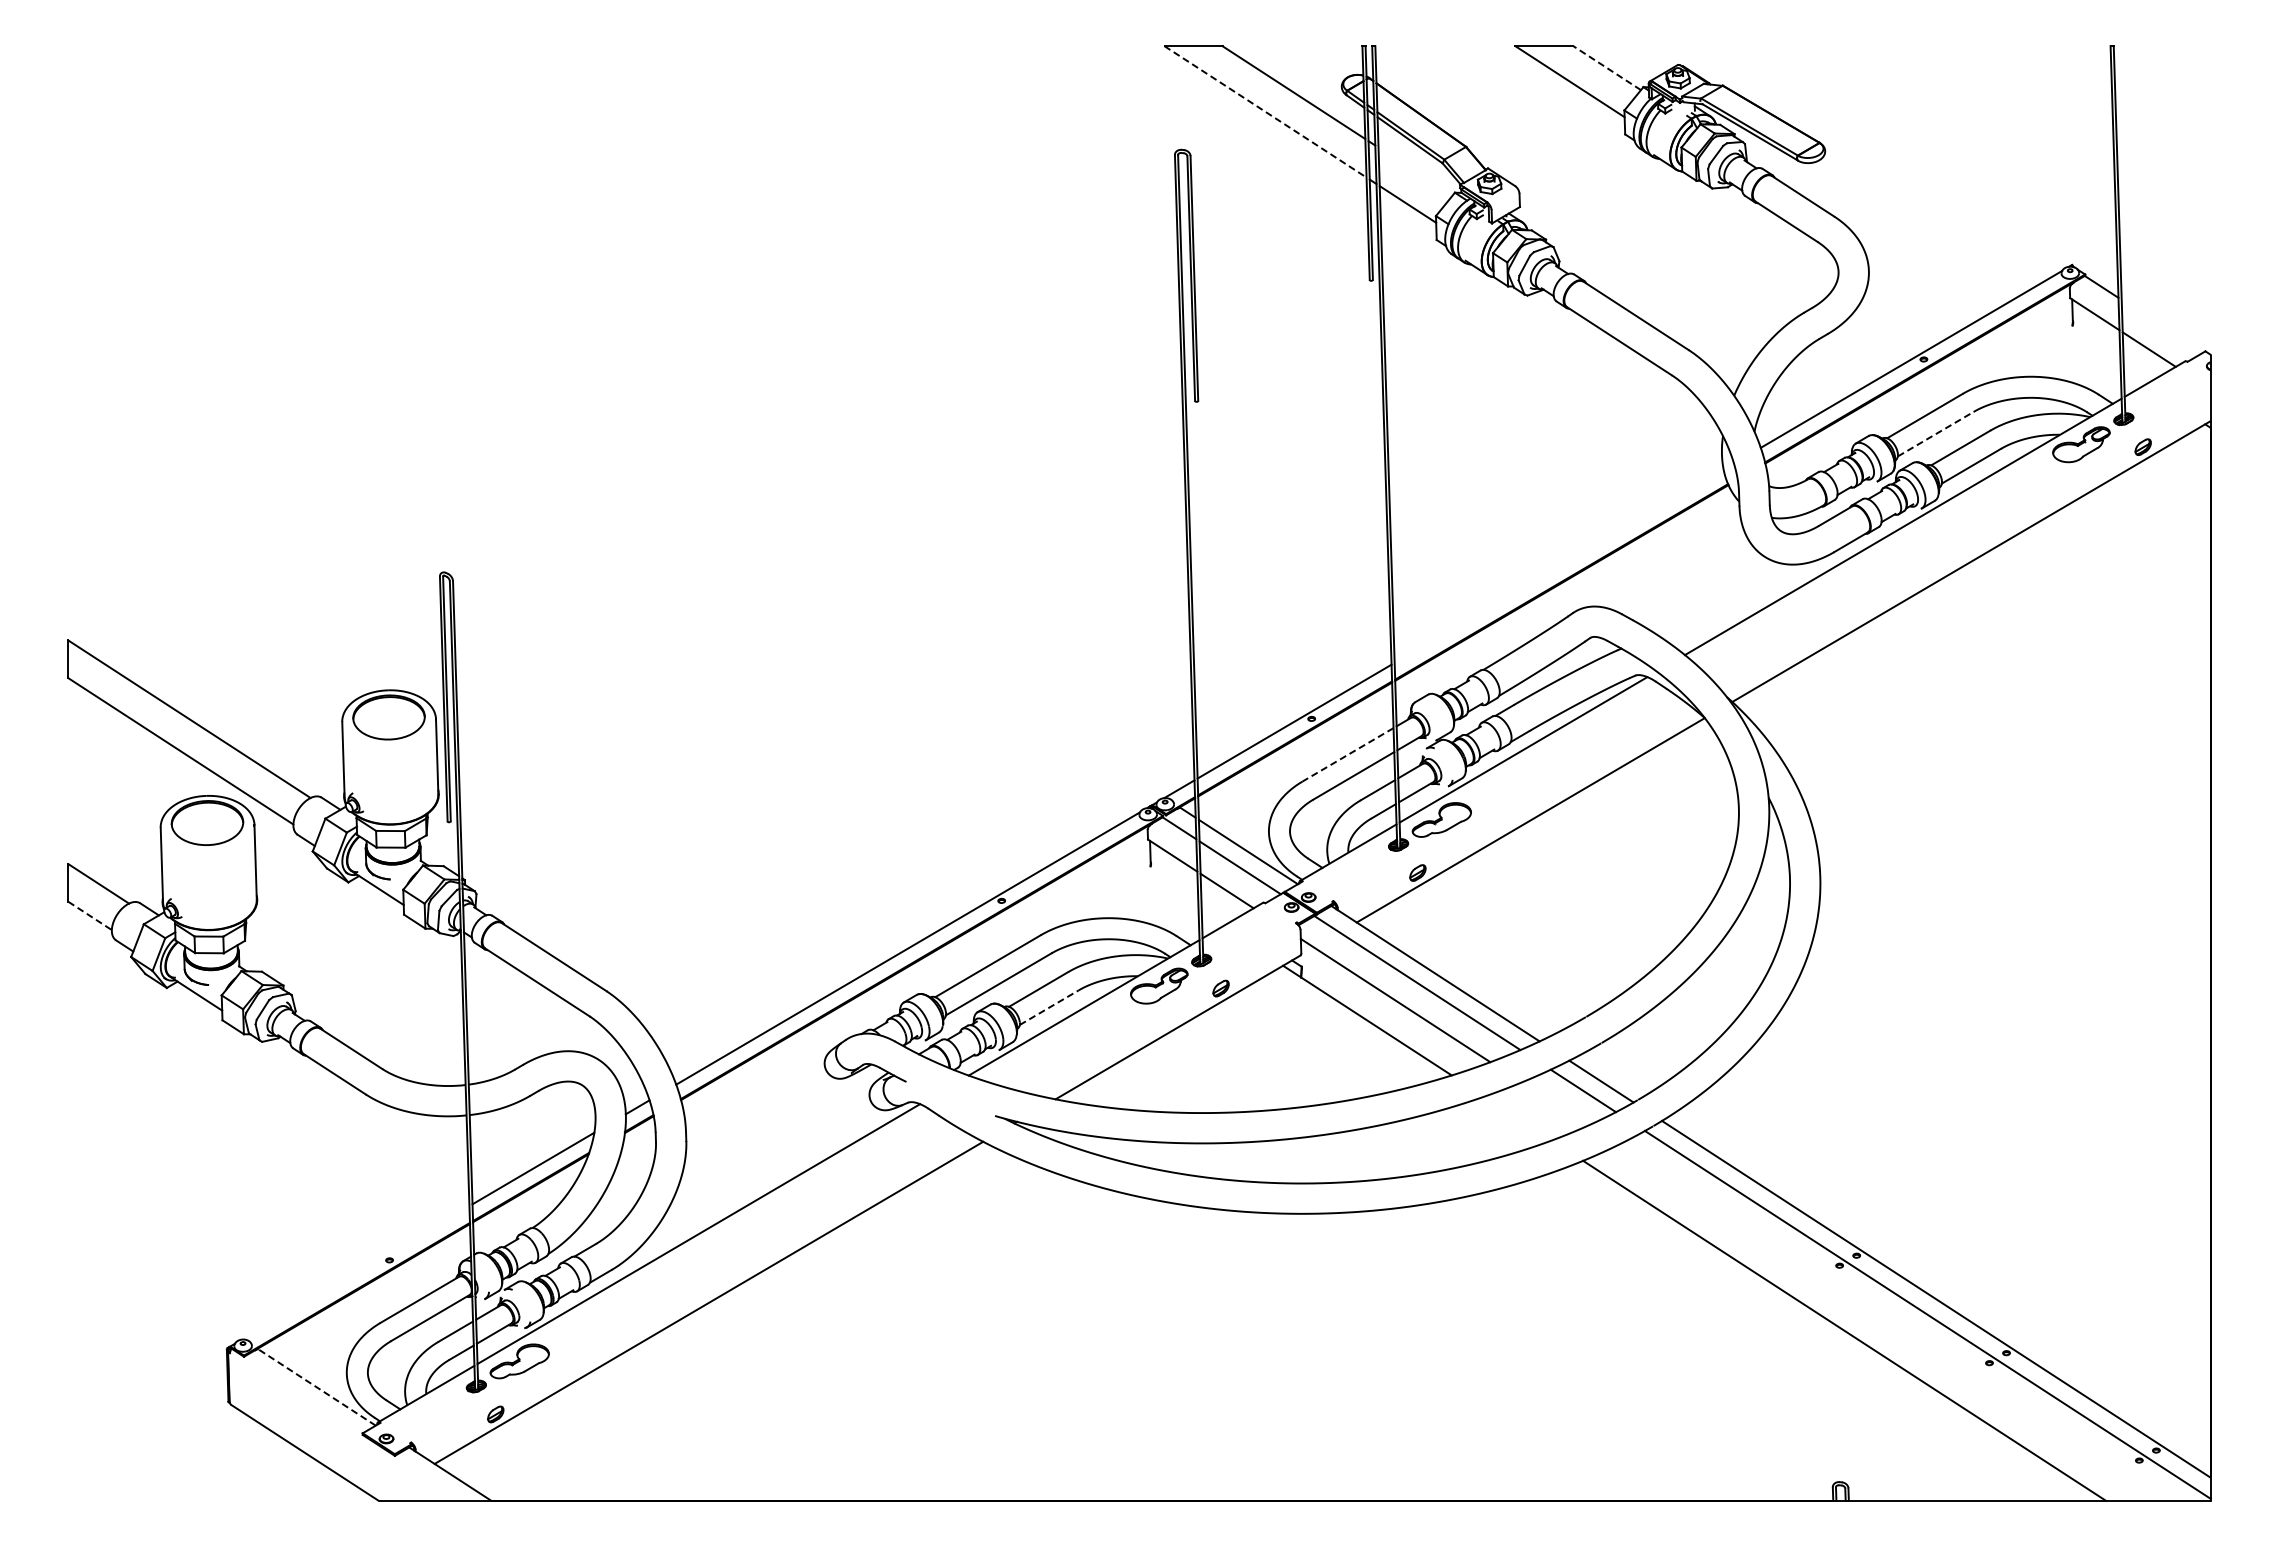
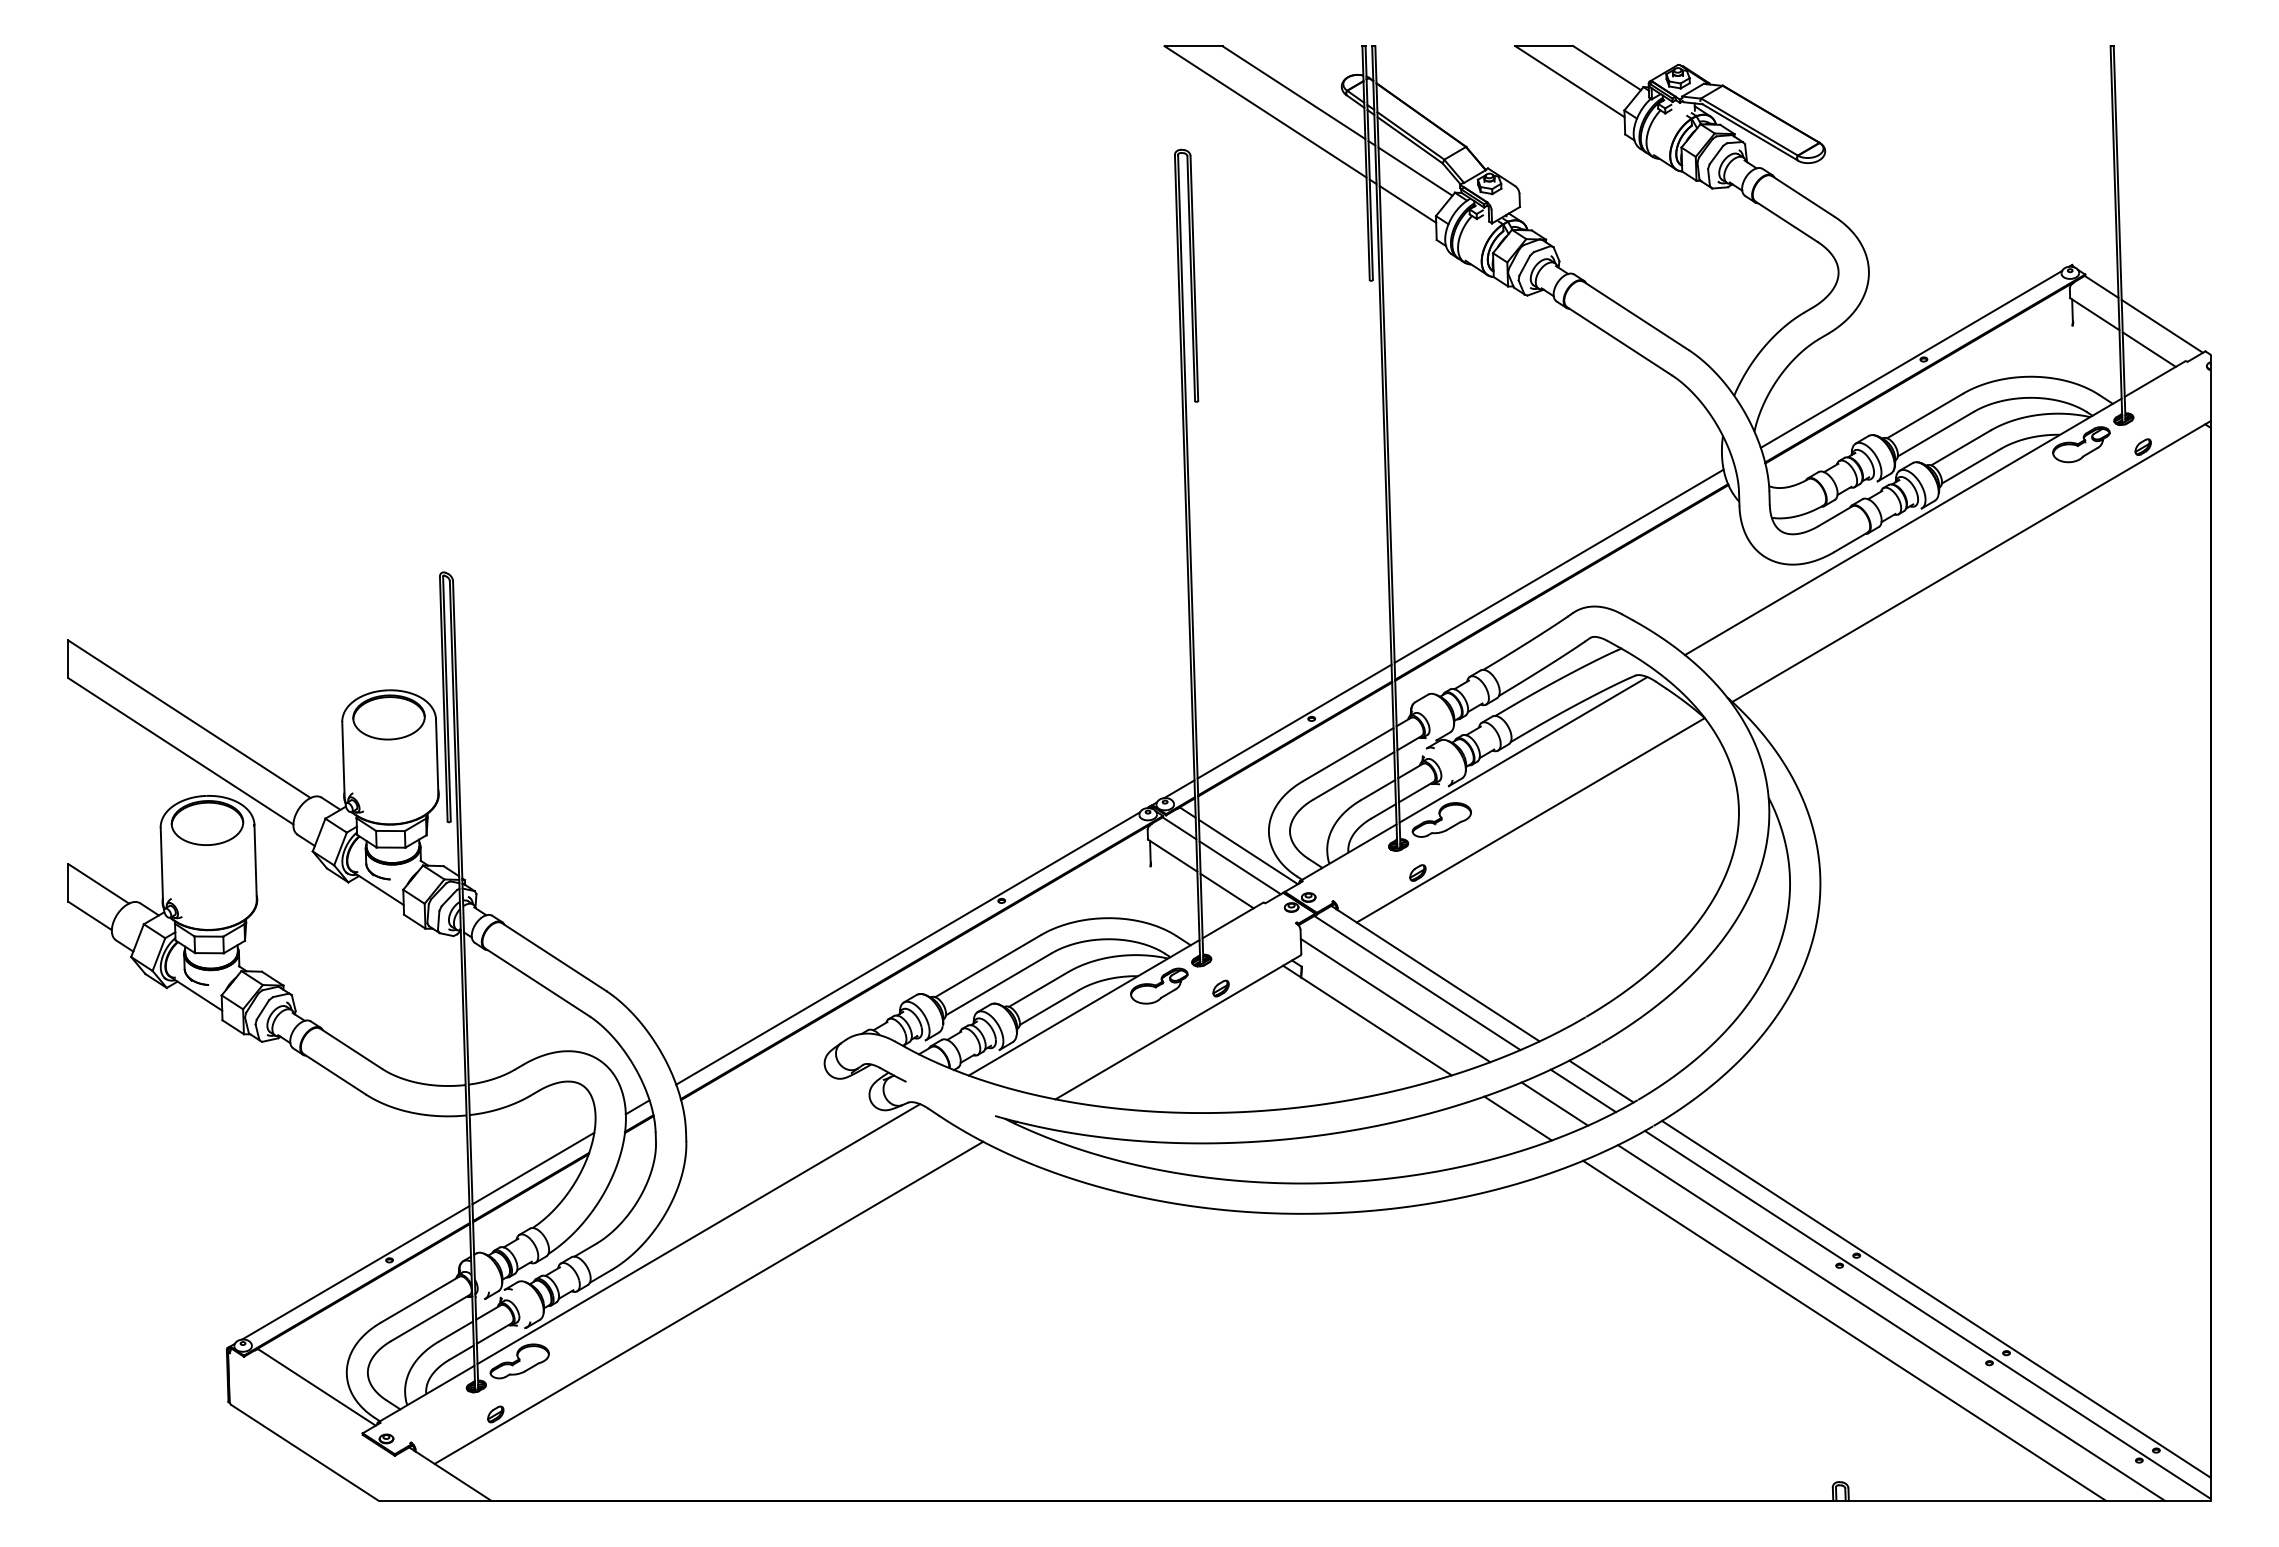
line: dashed -> solid (1606, 67)
line: dashed -> solid (1265, 111)
line: none -> present (1415, 171)
line: none -> present (2161, 325)
line: dashed -> solid (1935, 434)
line: none -> present (1558, 565)
line: dashed -> solid (1348, 754)
line: dashed -> solid (90, 915)
line: dashed -> solid (1049, 1007)
line: none -> present (1554, 1103)
line: none -> present (1517, 1118)
line: none -> present (355, 1272)
line: none -> present (1890, 1322)
line: dashed -> solid (317, 1387)
